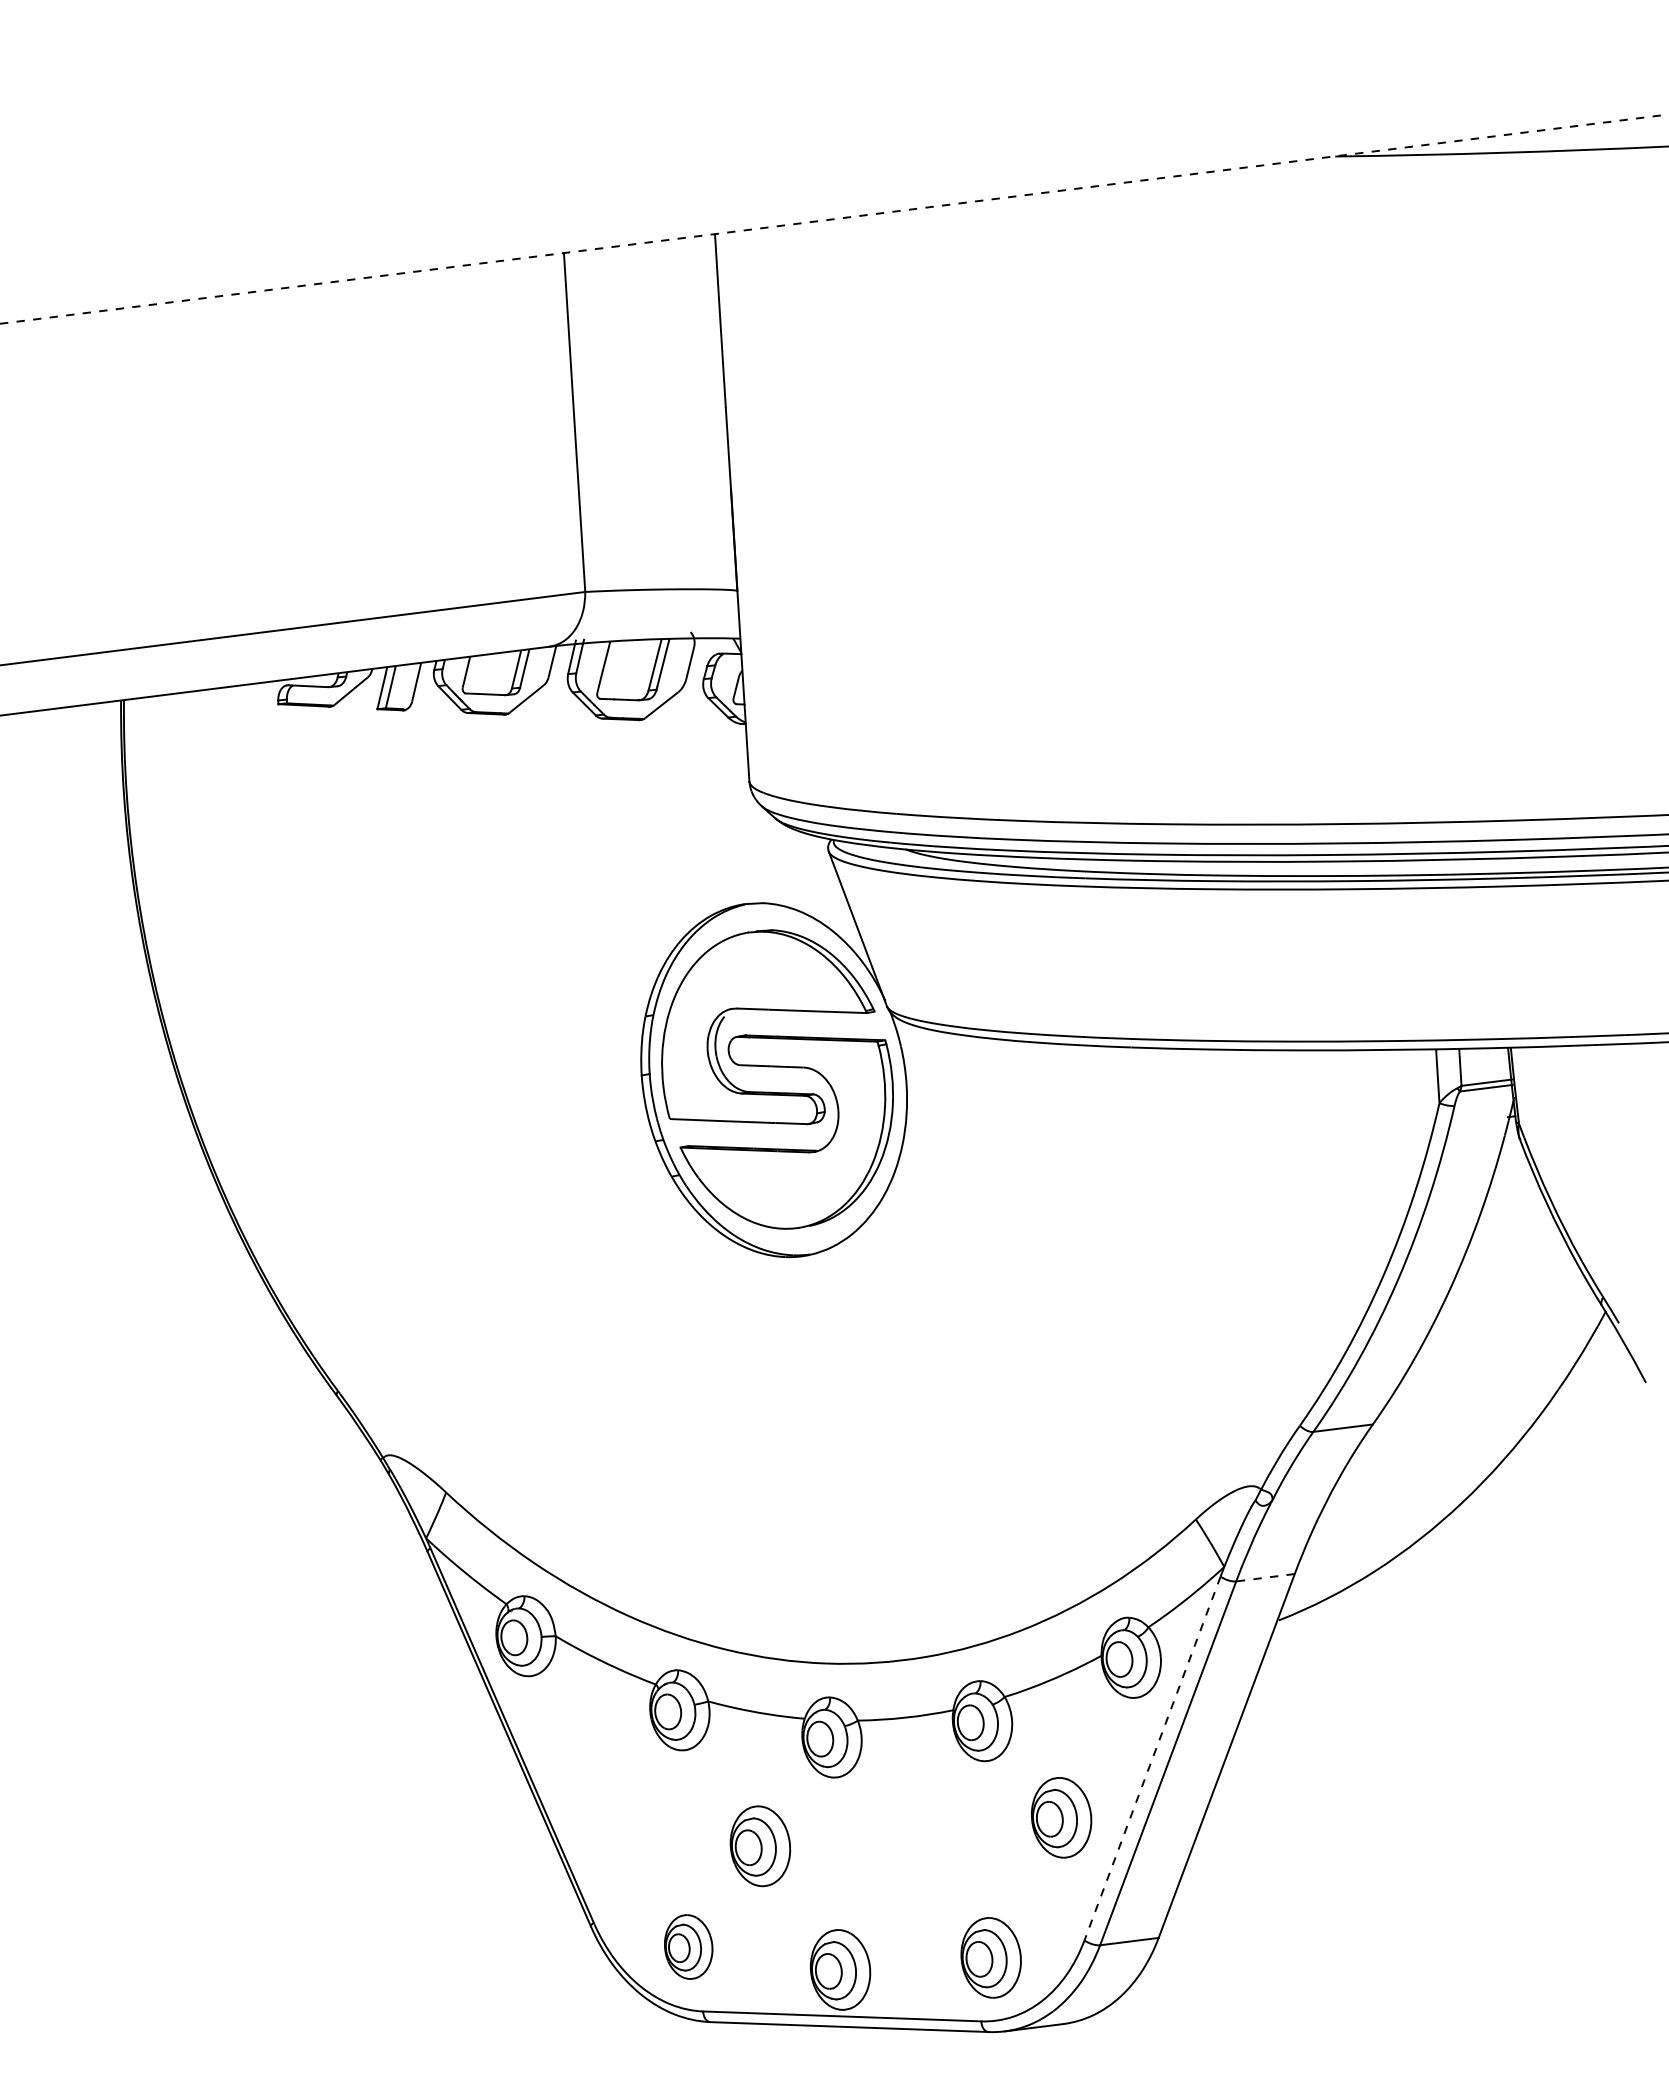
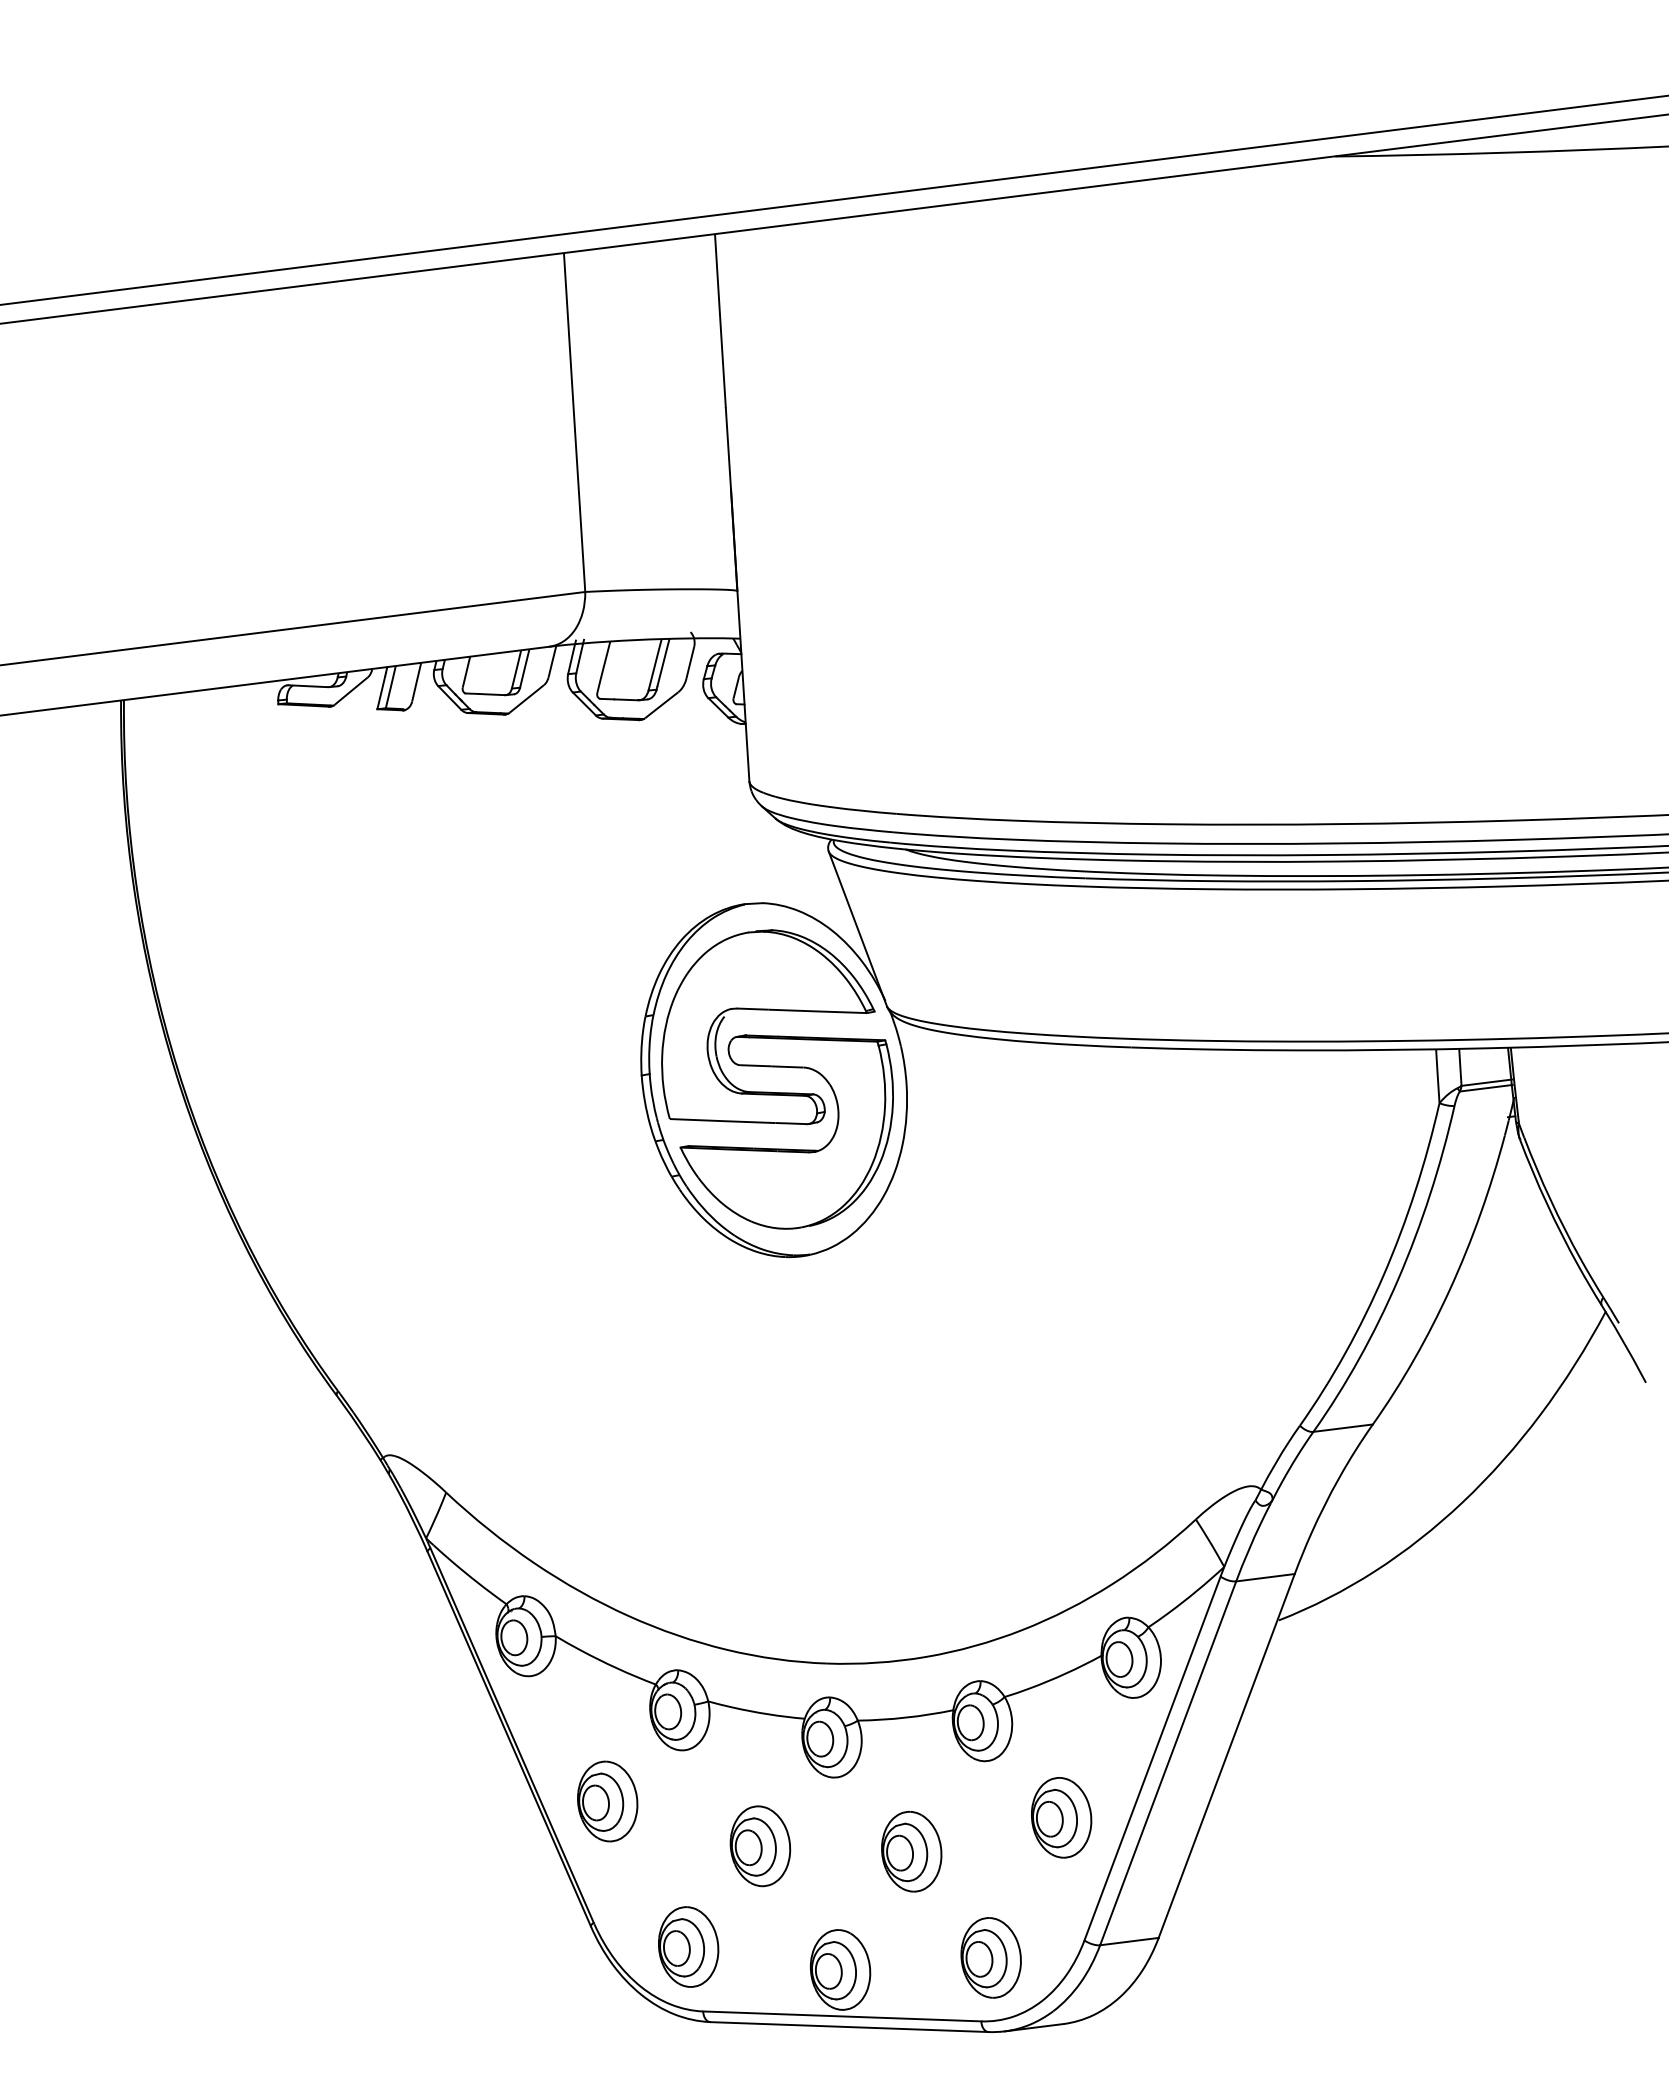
line: none -> present (833, 200)
line: dashed -> solid (834, 219)
line: dashed -> solid (1265, 1577)
line: dashed -> solid (1152, 1758)
part: none -> present (607, 1801)
part: none -> present (911, 1851)
part size: 50x66 px -> 62x82 px (688, 1946)
